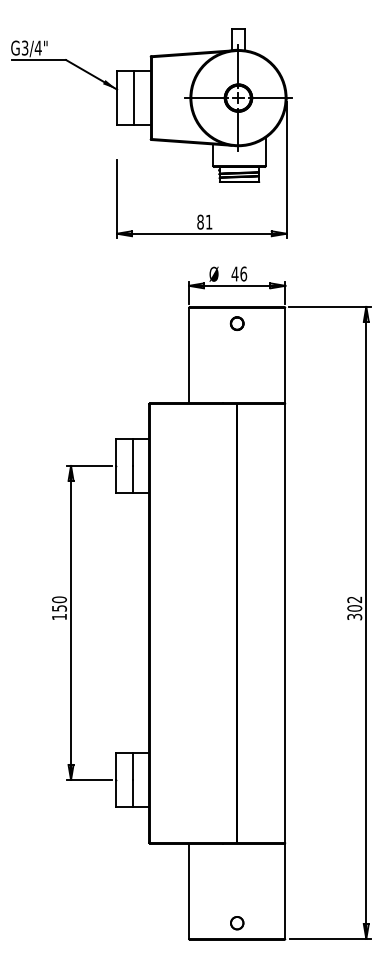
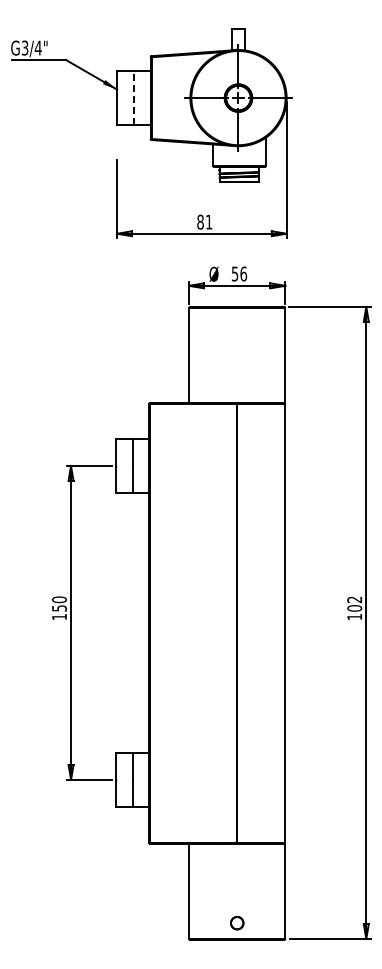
line: solid -> dashed (133, 98)
text: 46 -> 56 (234, 273)
part: present -> none (236, 323)
text: 302 -> 102 (354, 616)
